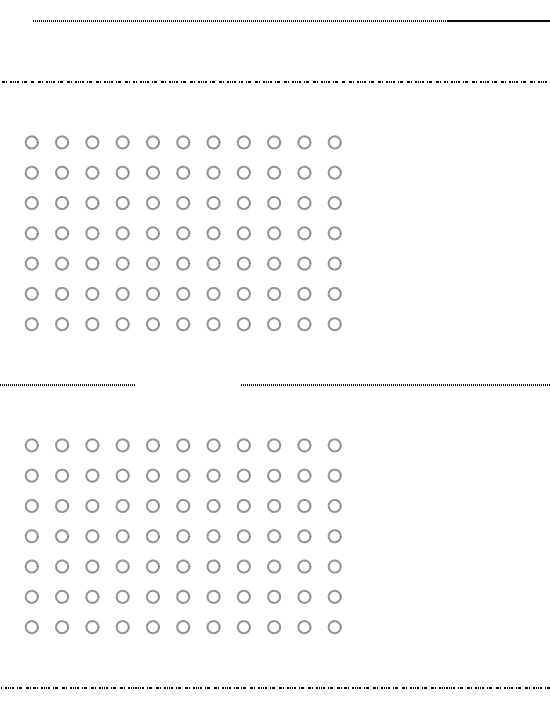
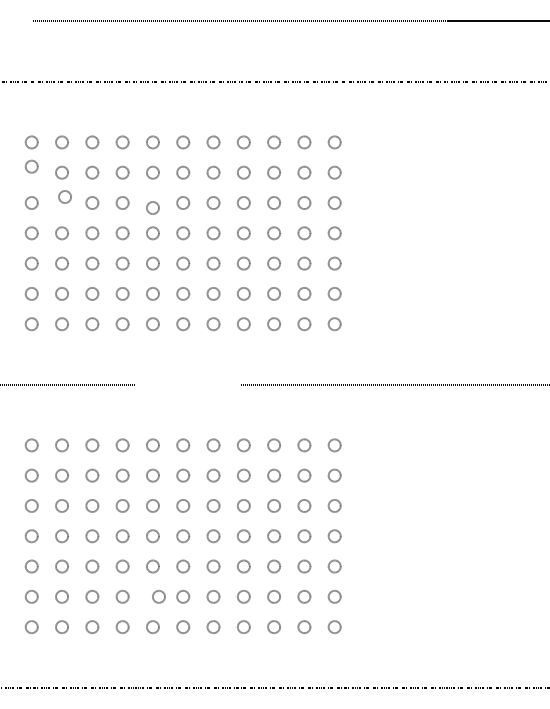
circle position: (31, 172) -> (31, 166) (31, 166)
circle position: (61, 202) -> (64, 196) (64, 196)
circle position: (152, 202) -> (152, 207) (152, 207)
circle position: (152, 596) -> (158, 596) (158, 596)
